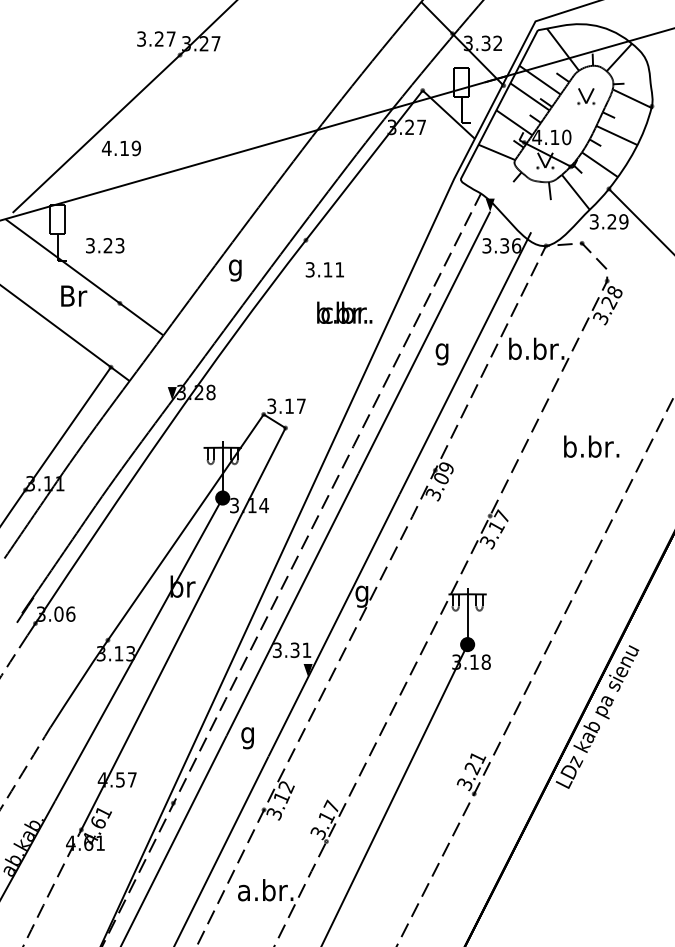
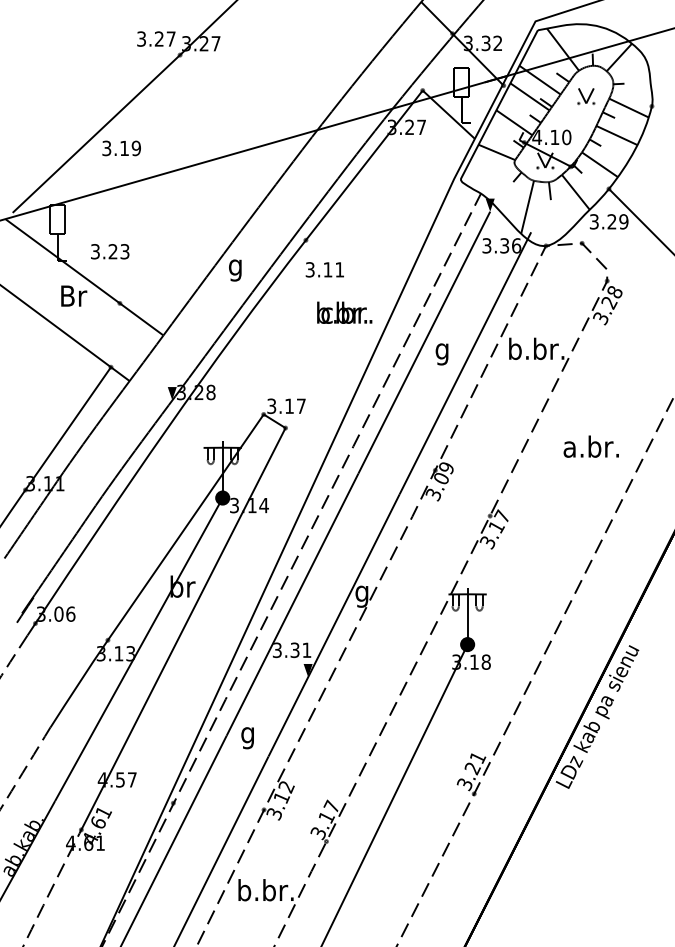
line position: (632, 98) -> (628, 107) (628, 107)
text: 4.19 -> 3.19 (106, 148)
line: none -> present (527, 206)
text position: (105, 245) -> (110, 251) (110, 251)
text: b.br. -> a.br. (591, 446)
text: a.br. -> b.br. (265, 890)
